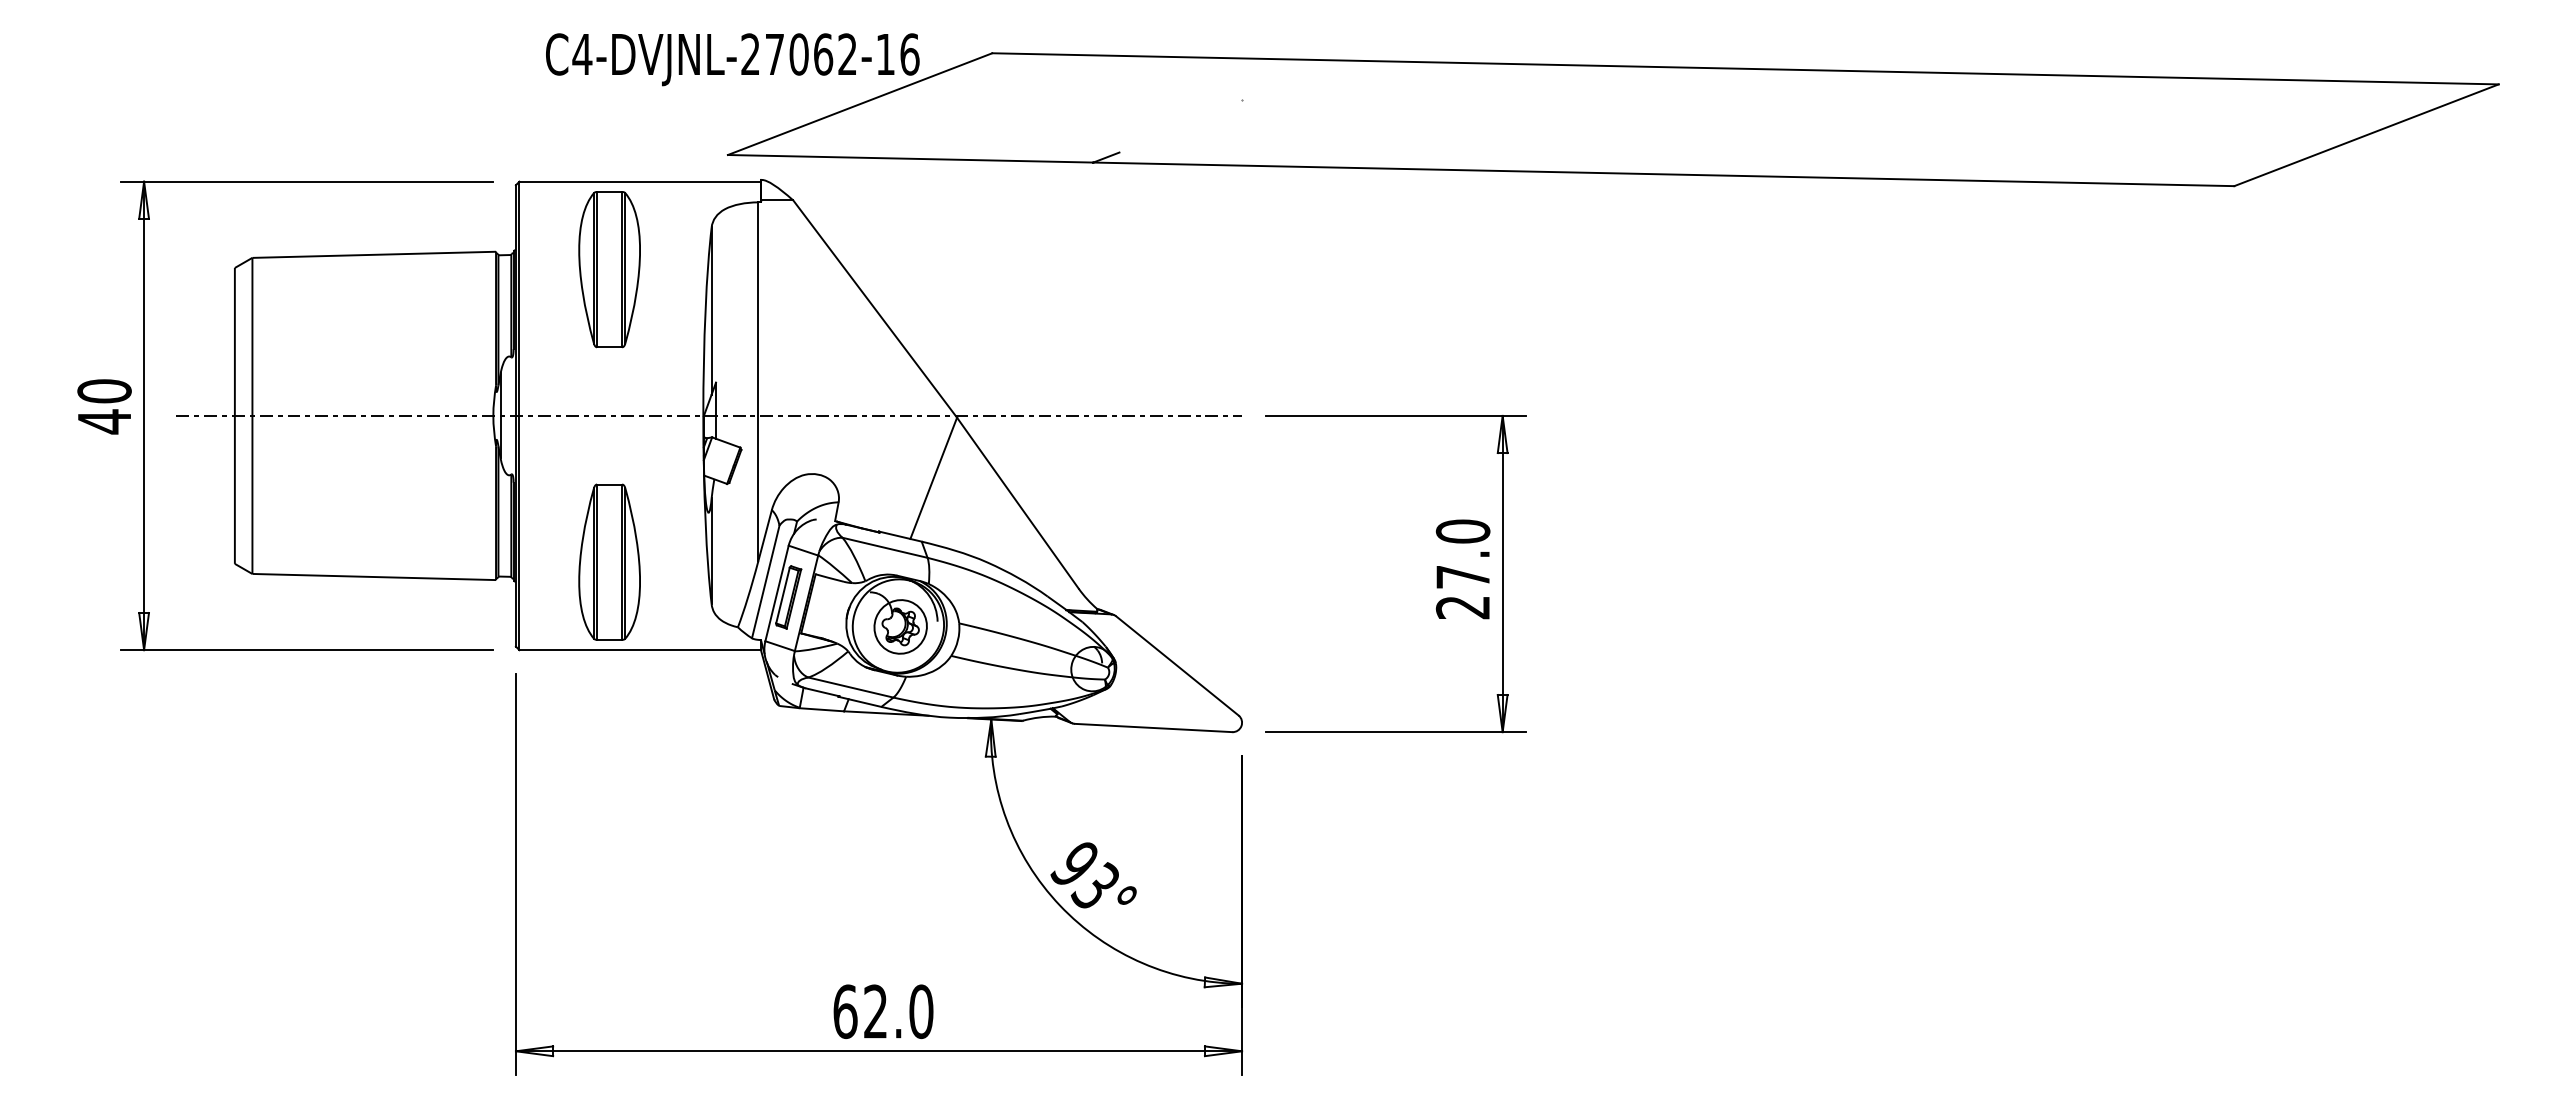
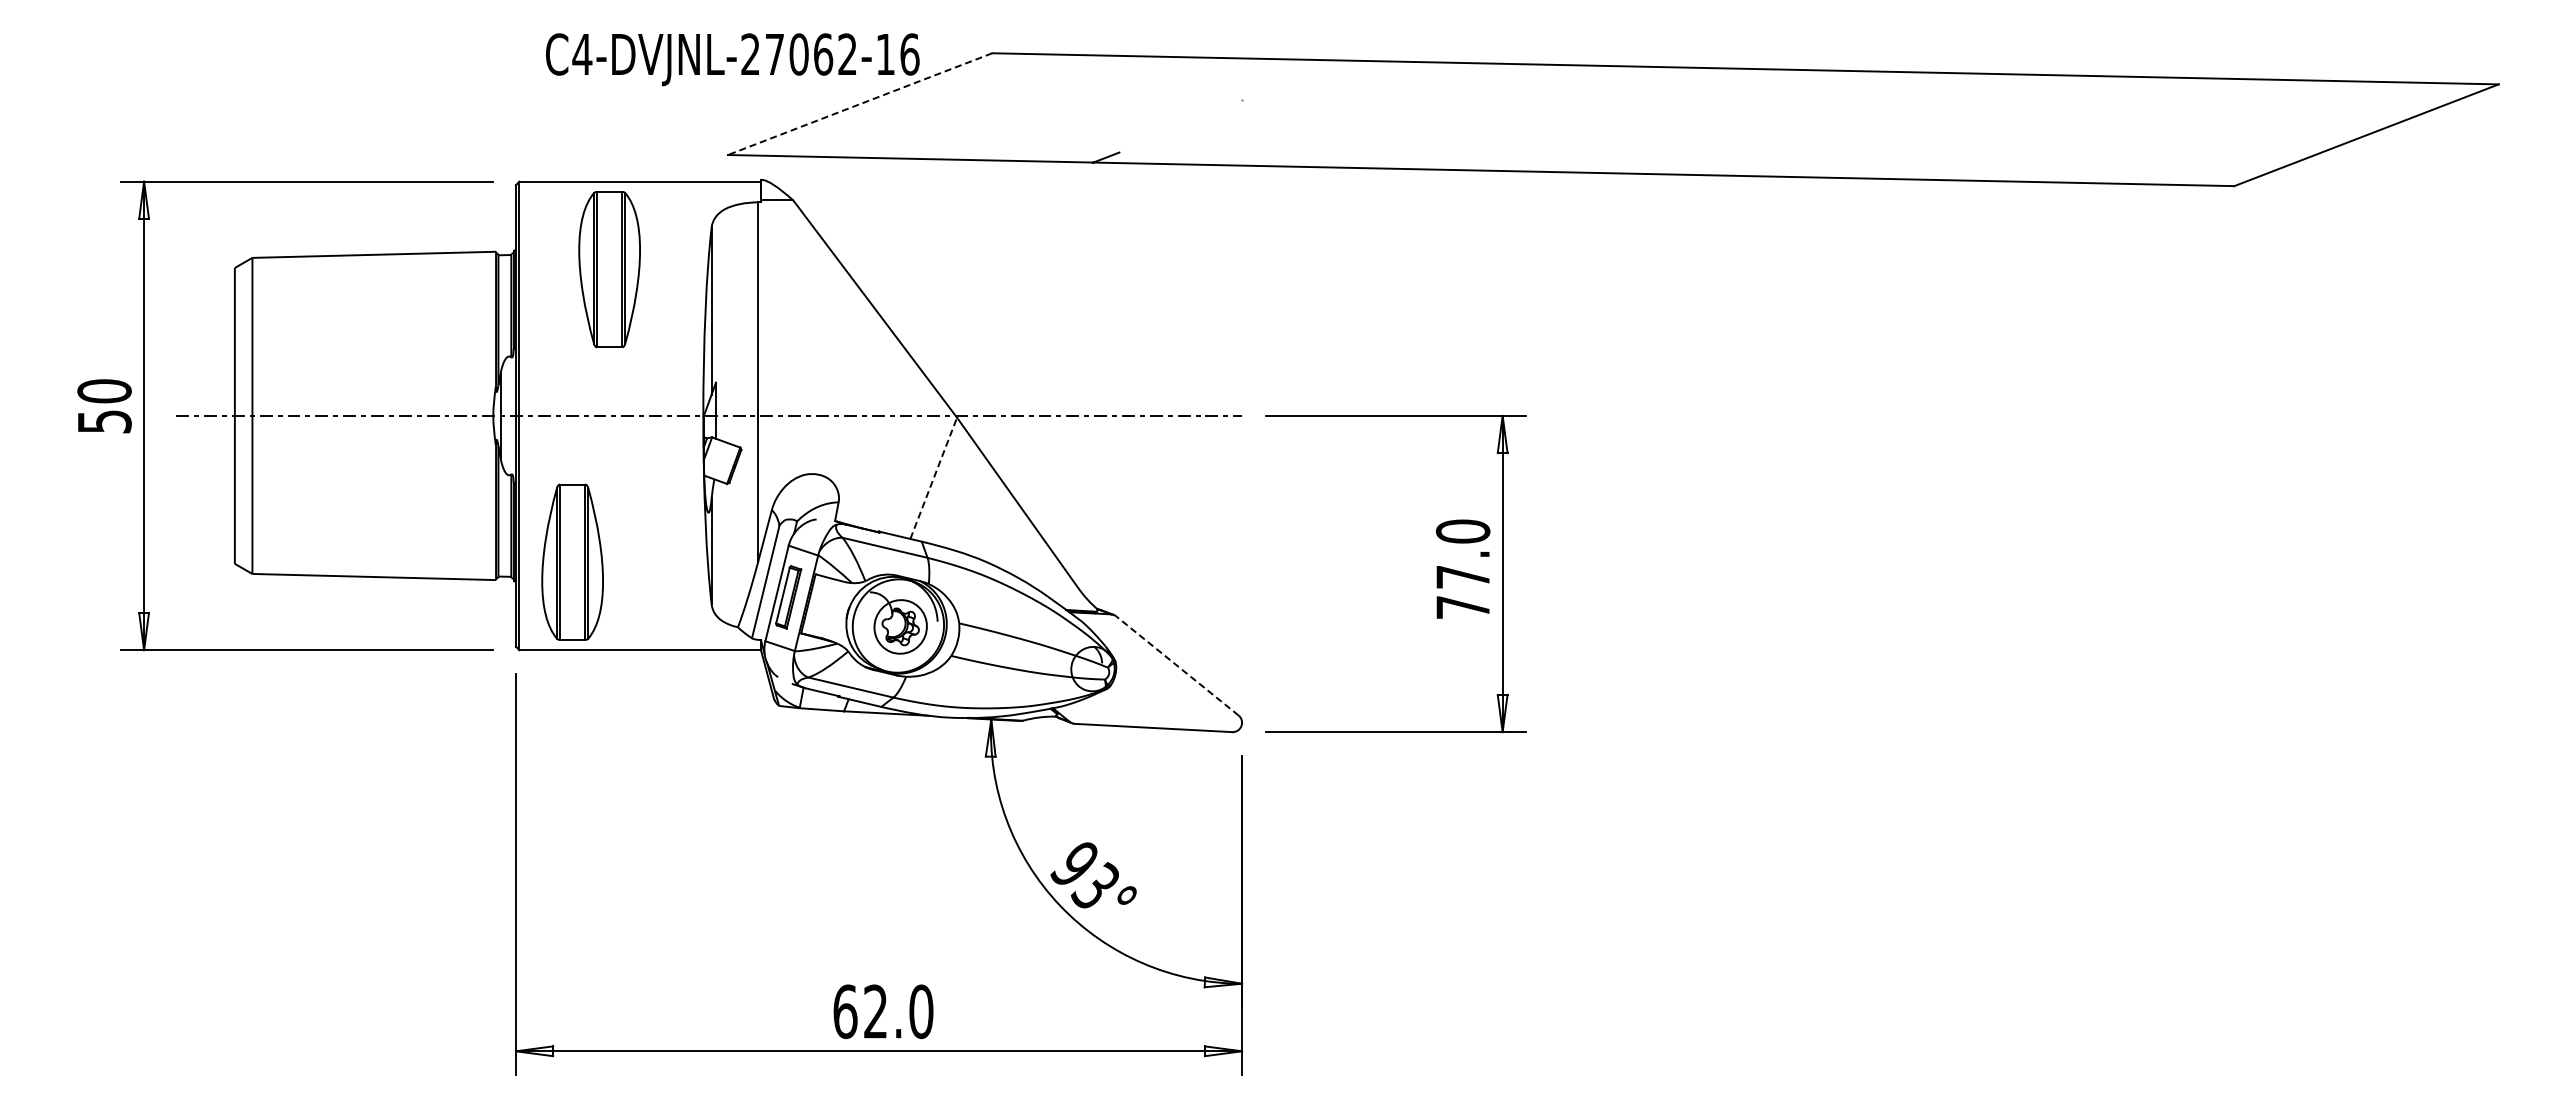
line: solid -> dashed (860, 104)
text: 40 -> 50 (104, 421)
line: solid -> dashed (933, 478)
part position: (609, 561) -> (572, 561) (572, 561)
text: 27.0 -> 77.0 (1462, 607)
line: solid -> dashed (1177, 665)
